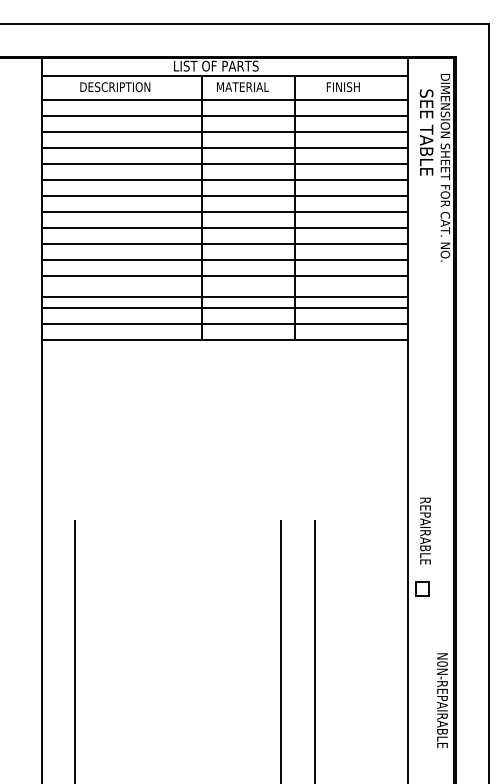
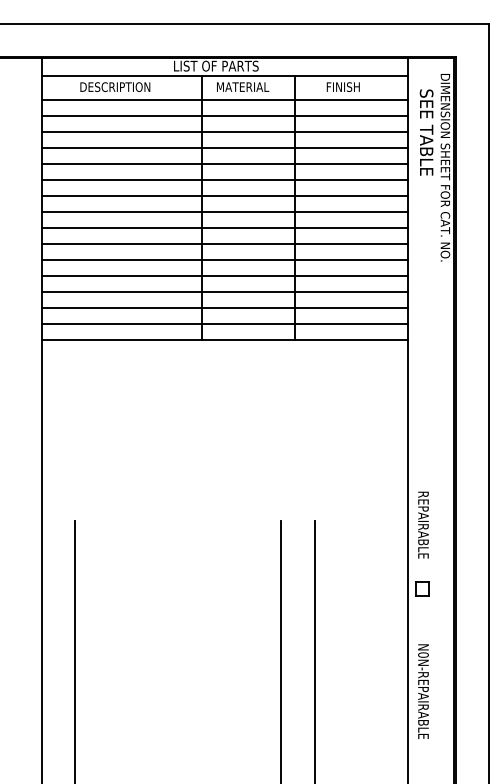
line position: (224, 297) -> (224, 292) (224, 292)
text position: (425, 530) -> (423, 524) (423, 524)
text position: (442, 700) -> (423, 691) (423, 691)
